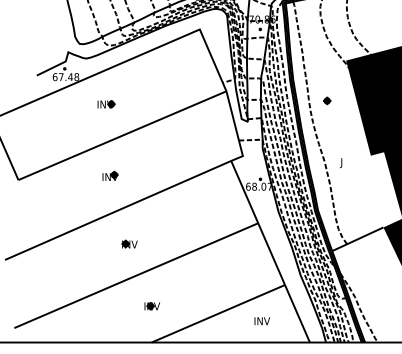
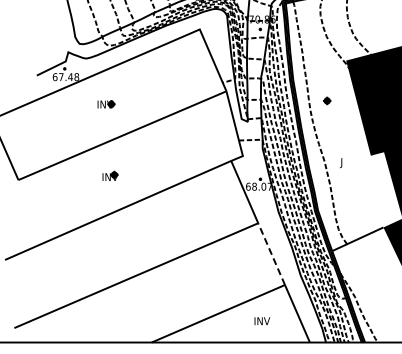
part: present -> none (129, 243)
line: solid -> dashed (271, 254)
part: present -> none (151, 306)
